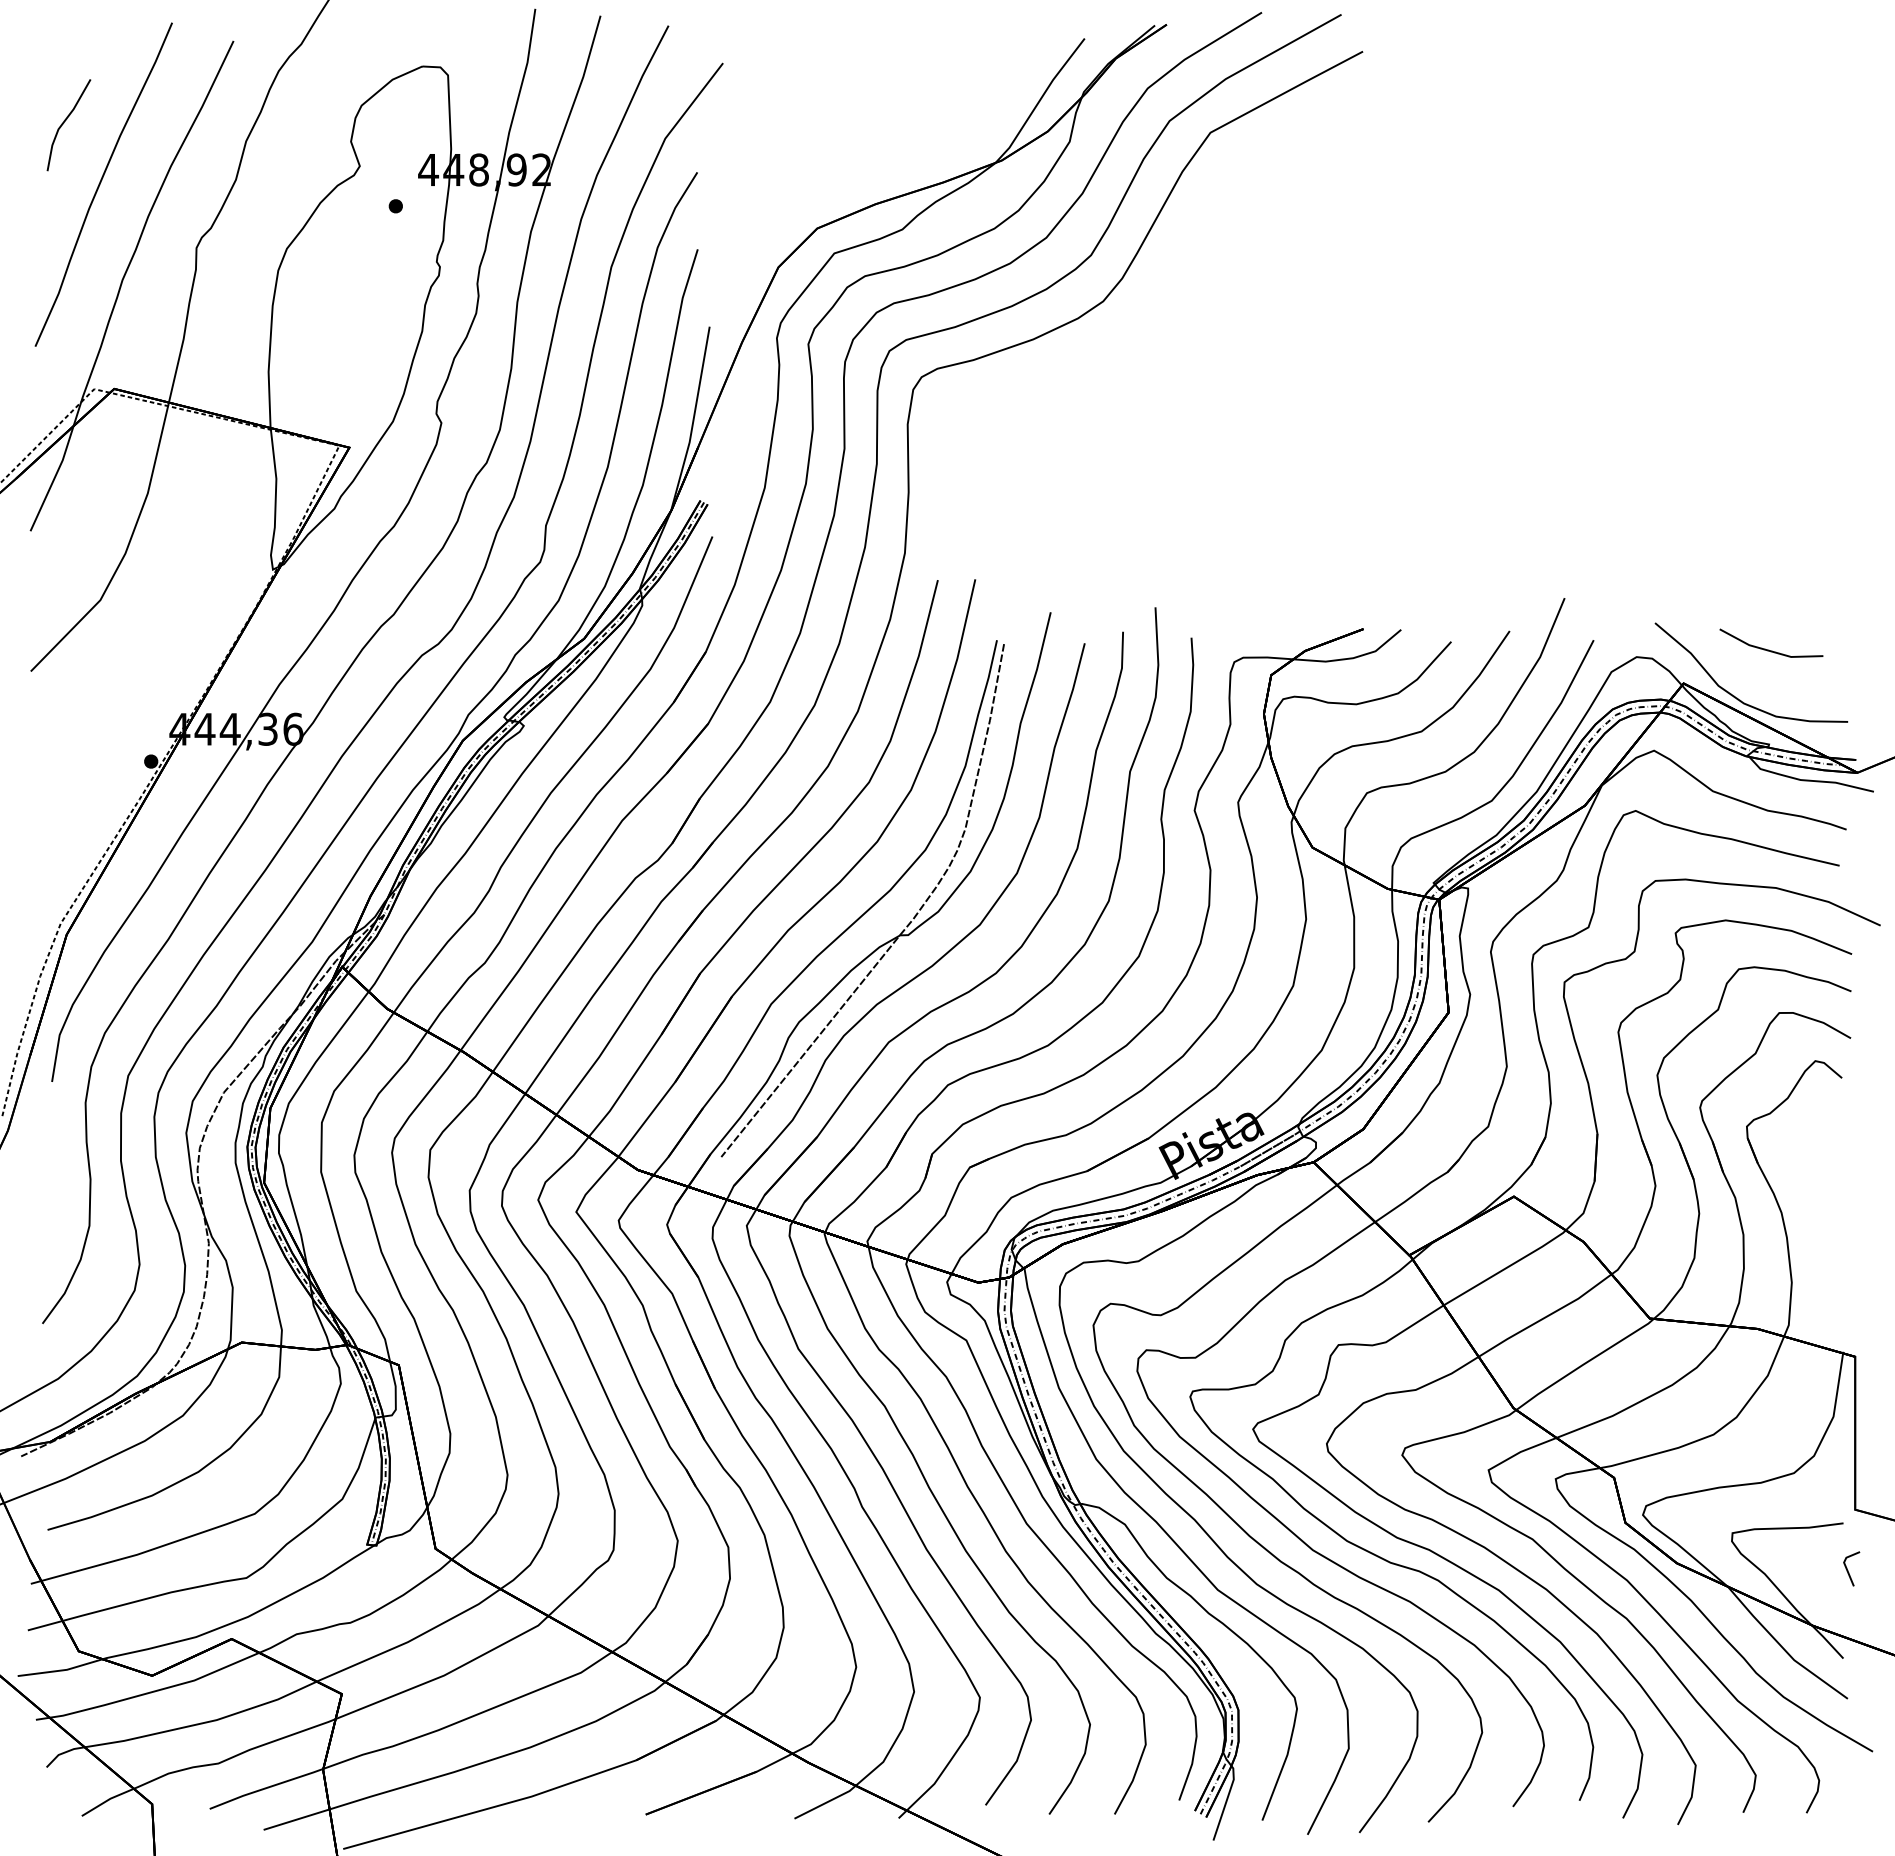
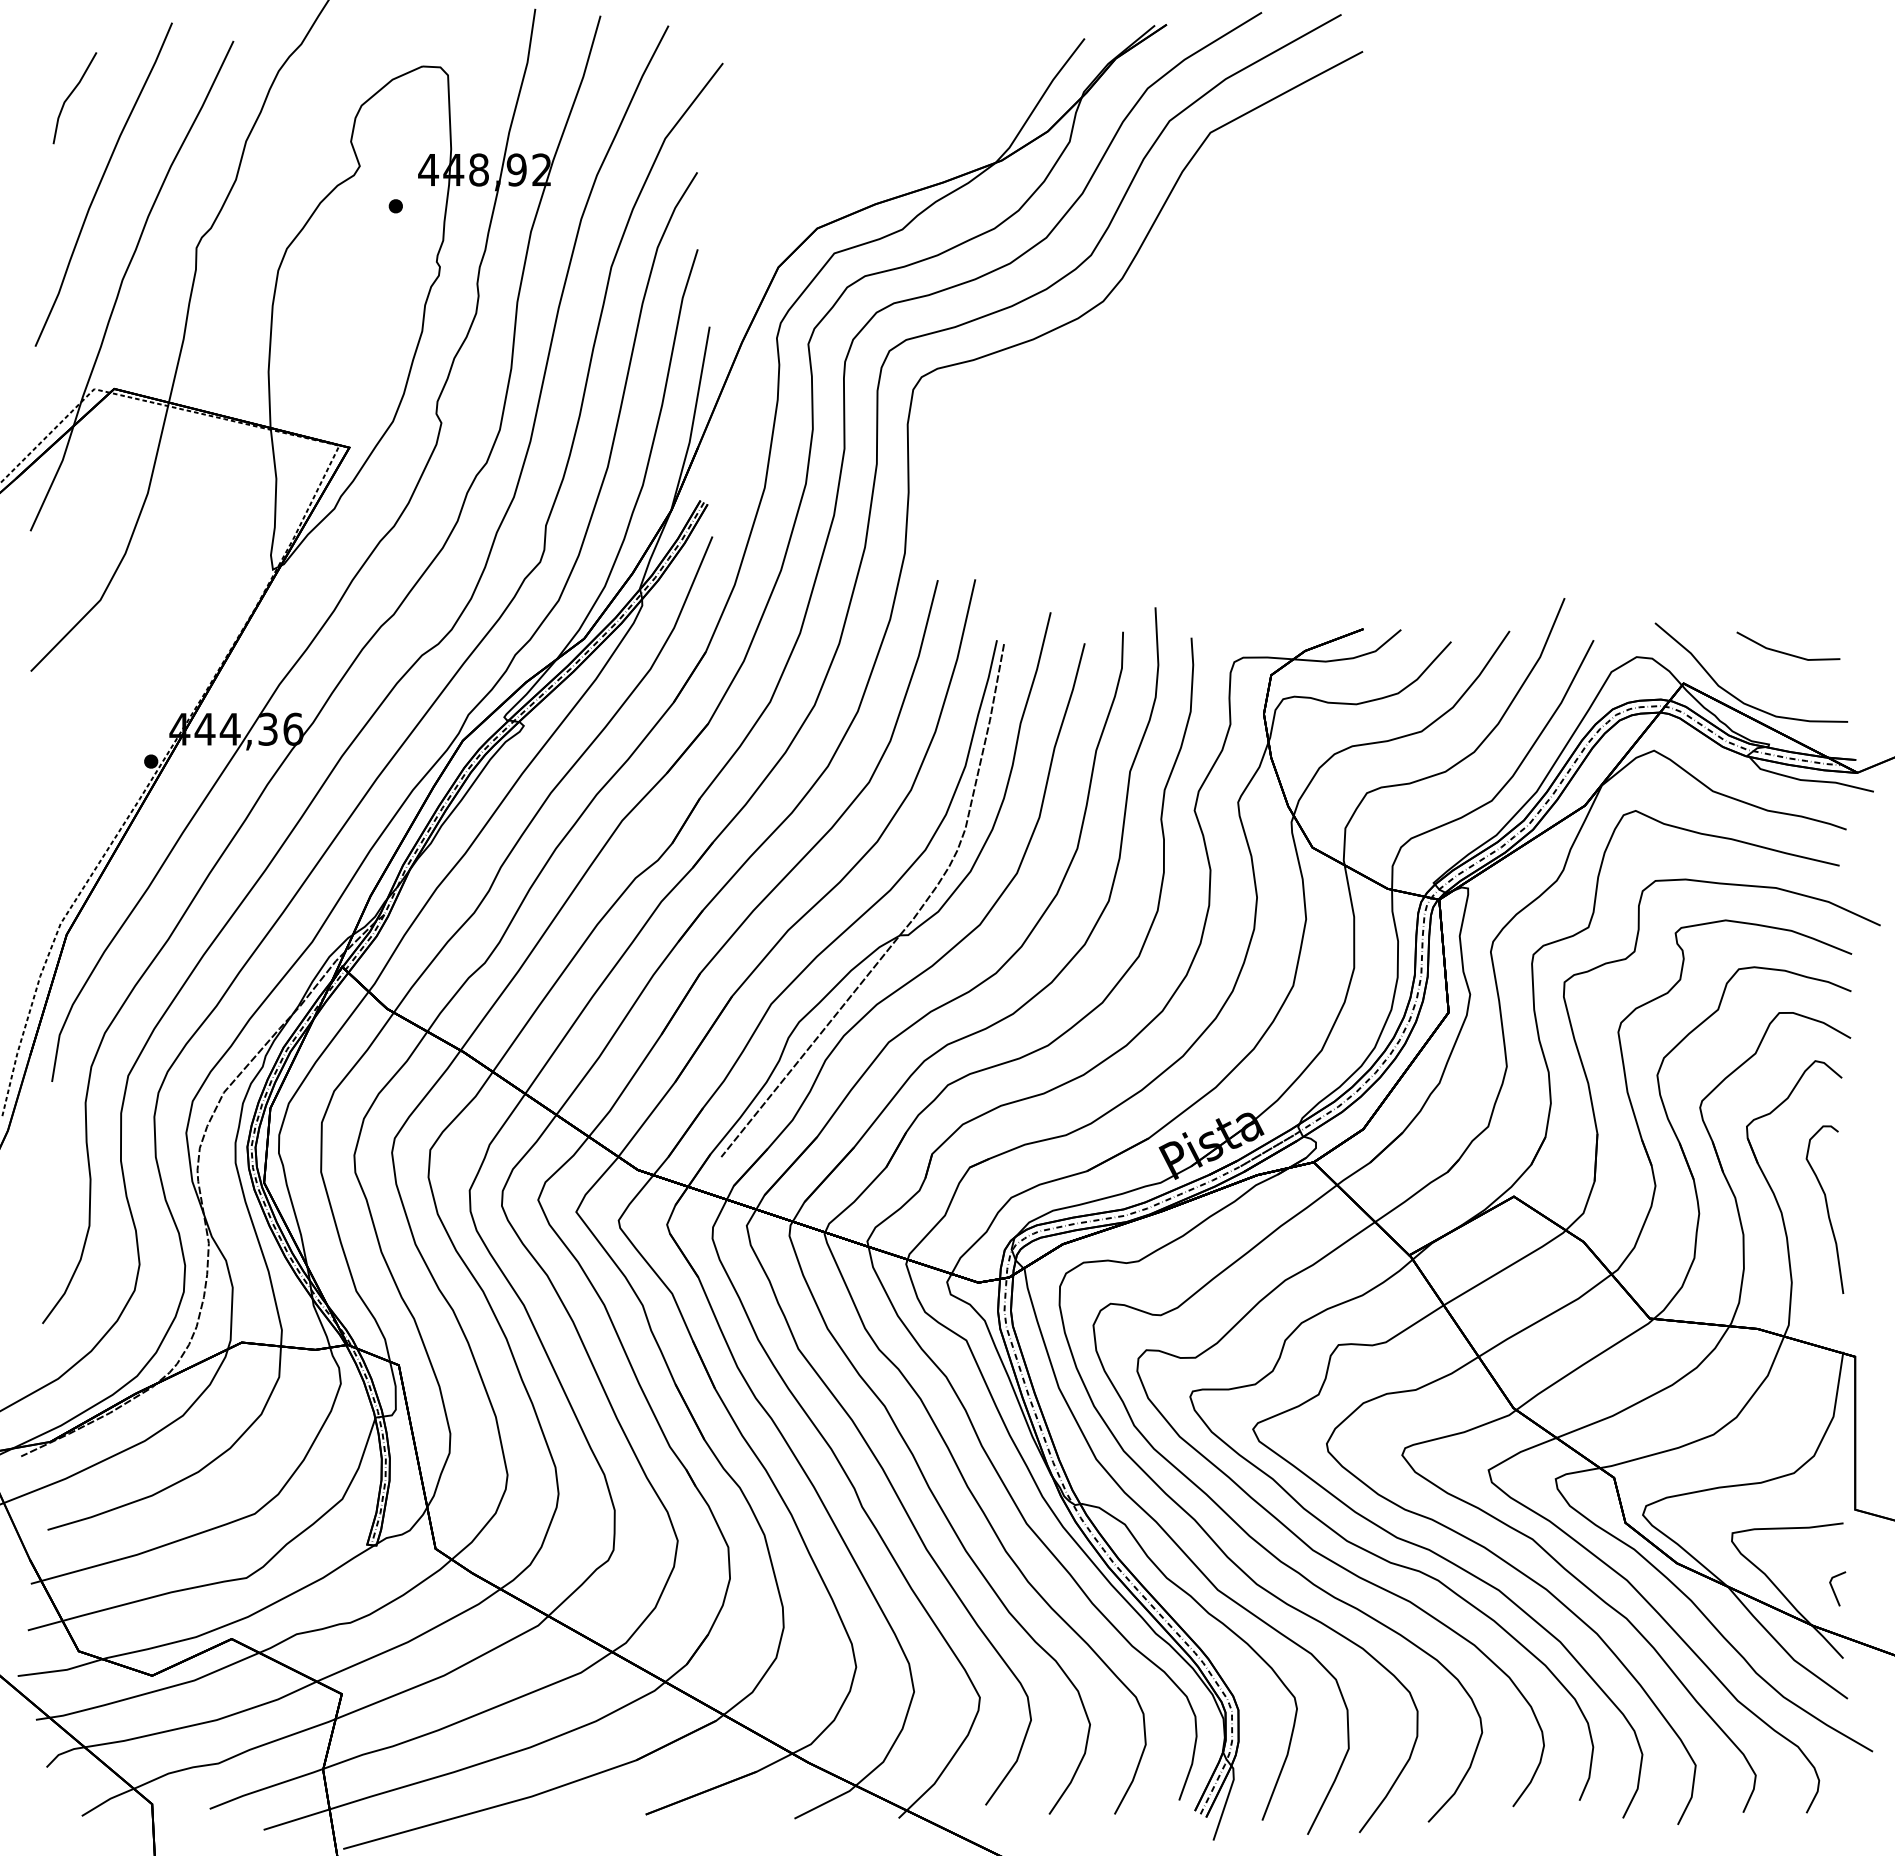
line position: (64, 123) -> (70, 96) (70, 96)
line position: (1769, 649) -> (1786, 652) (1786, 652)
curve: none -> present (1826, 1209)
line position: (1848, 1570) -> (1834, 1590) (1834, 1590)
